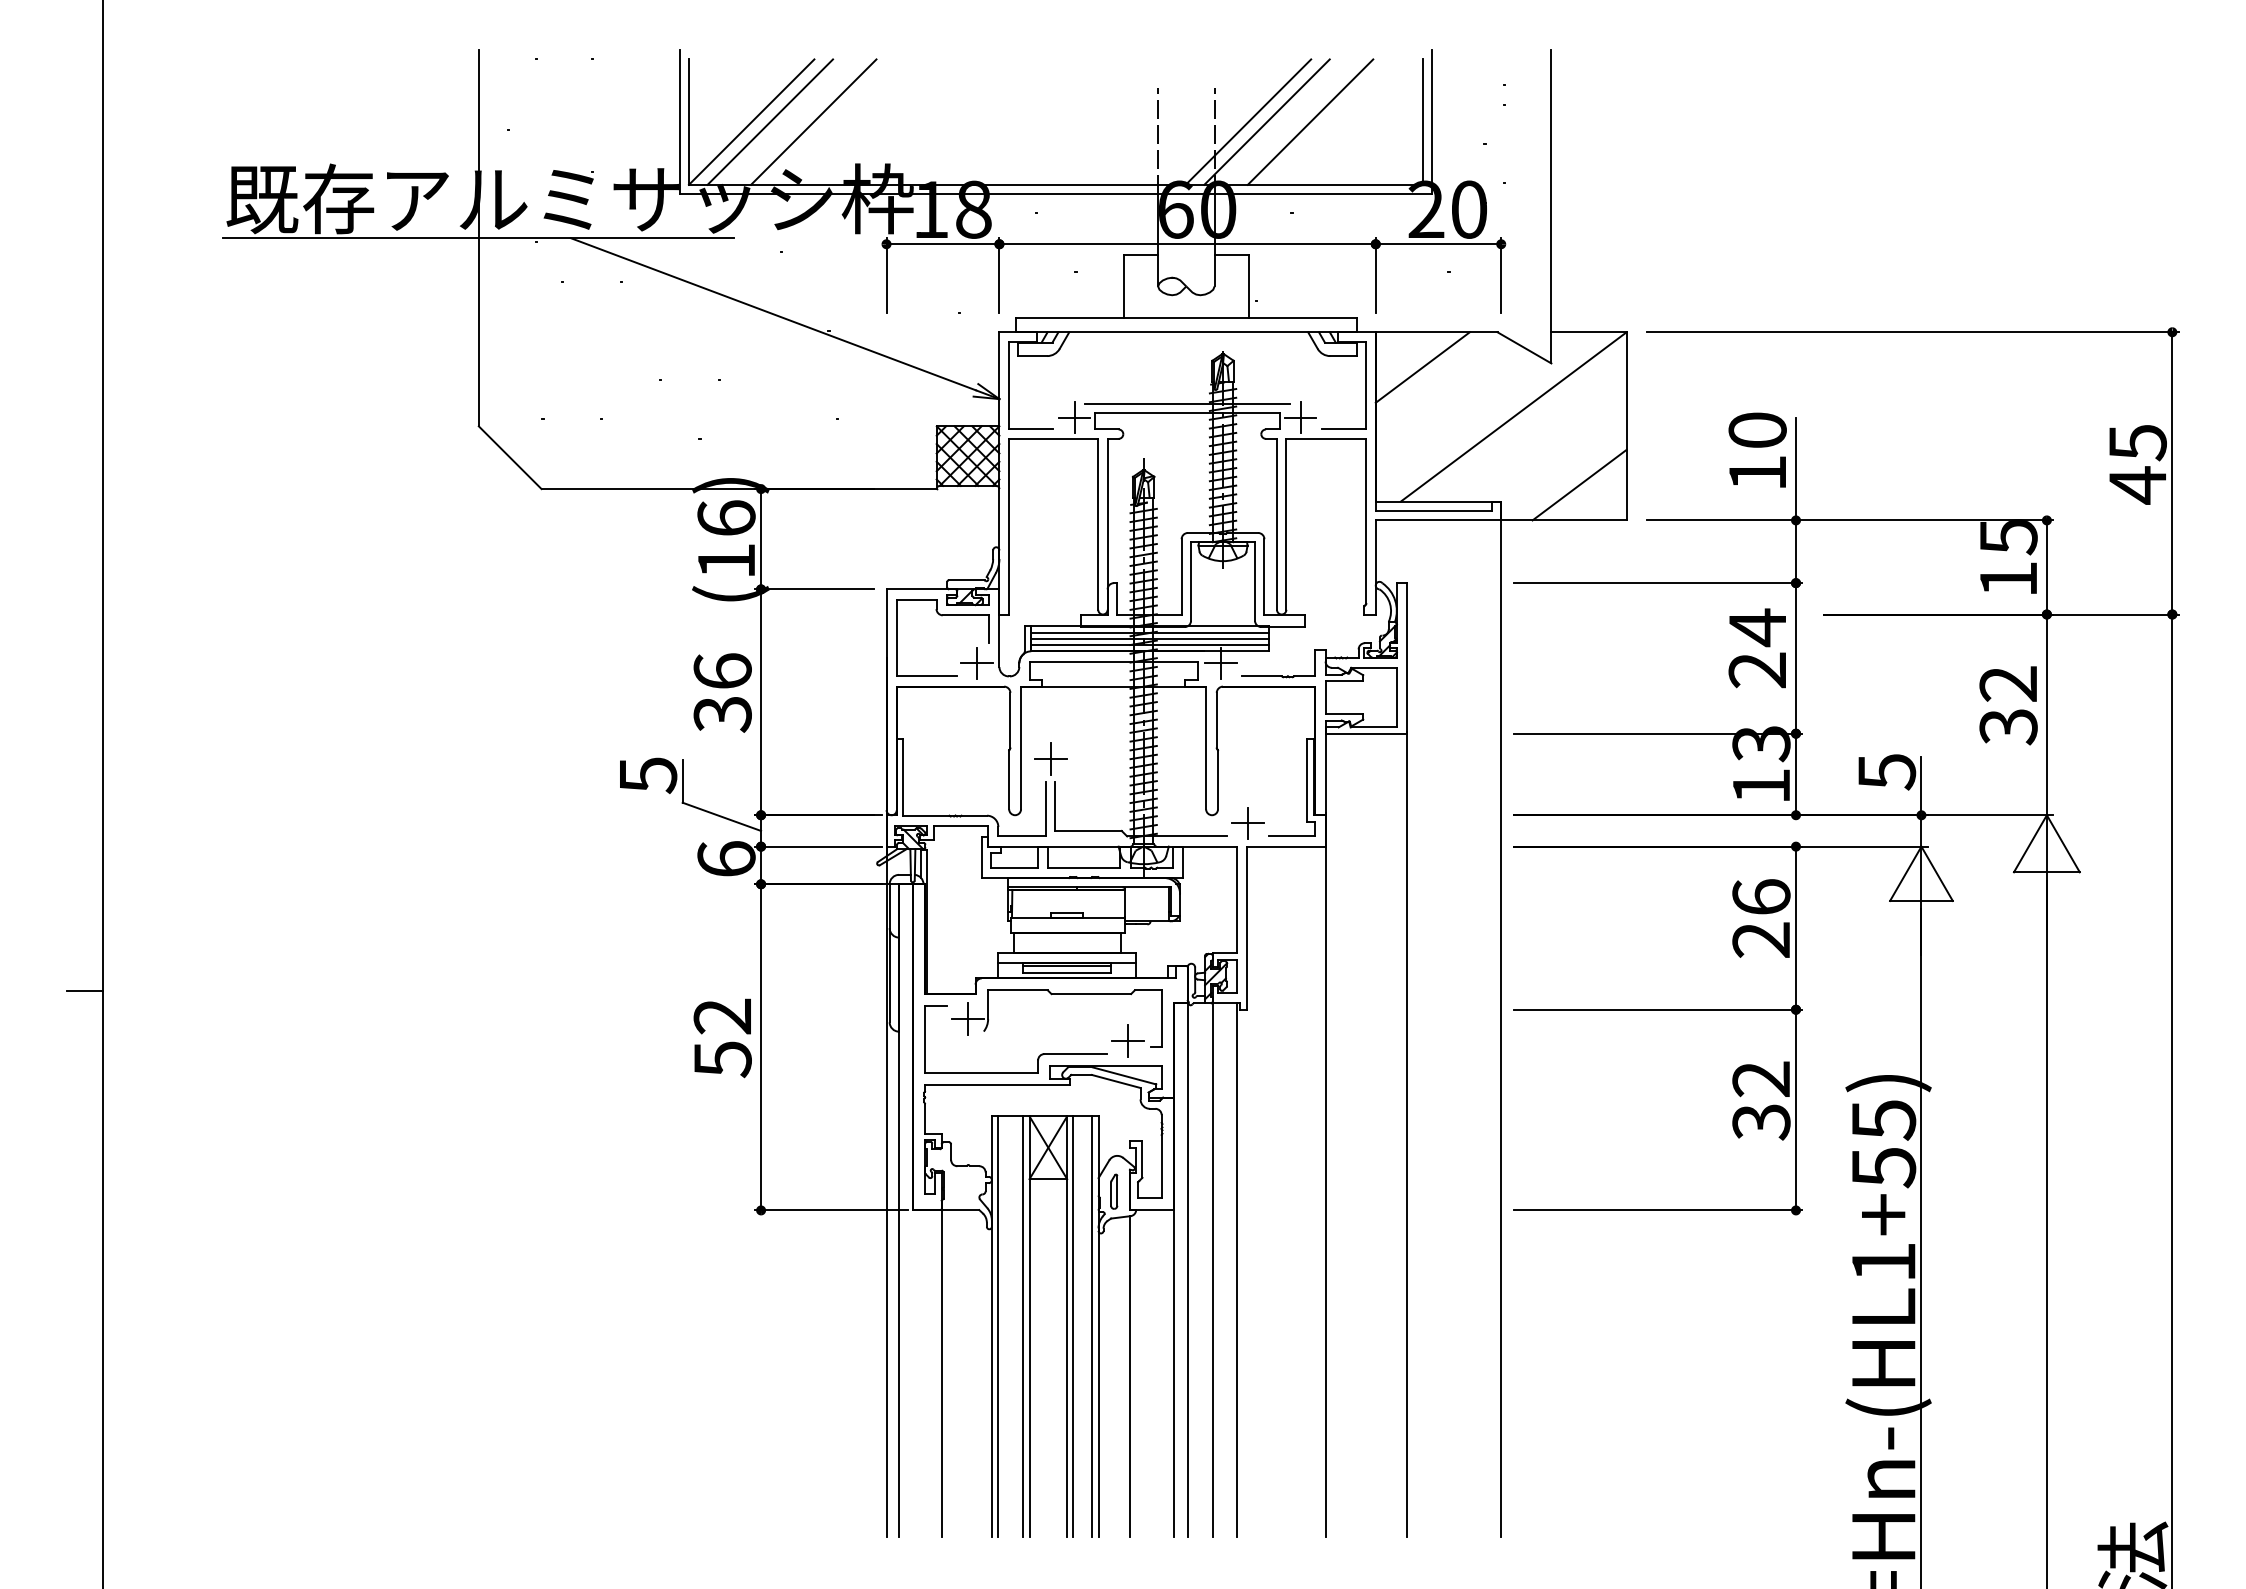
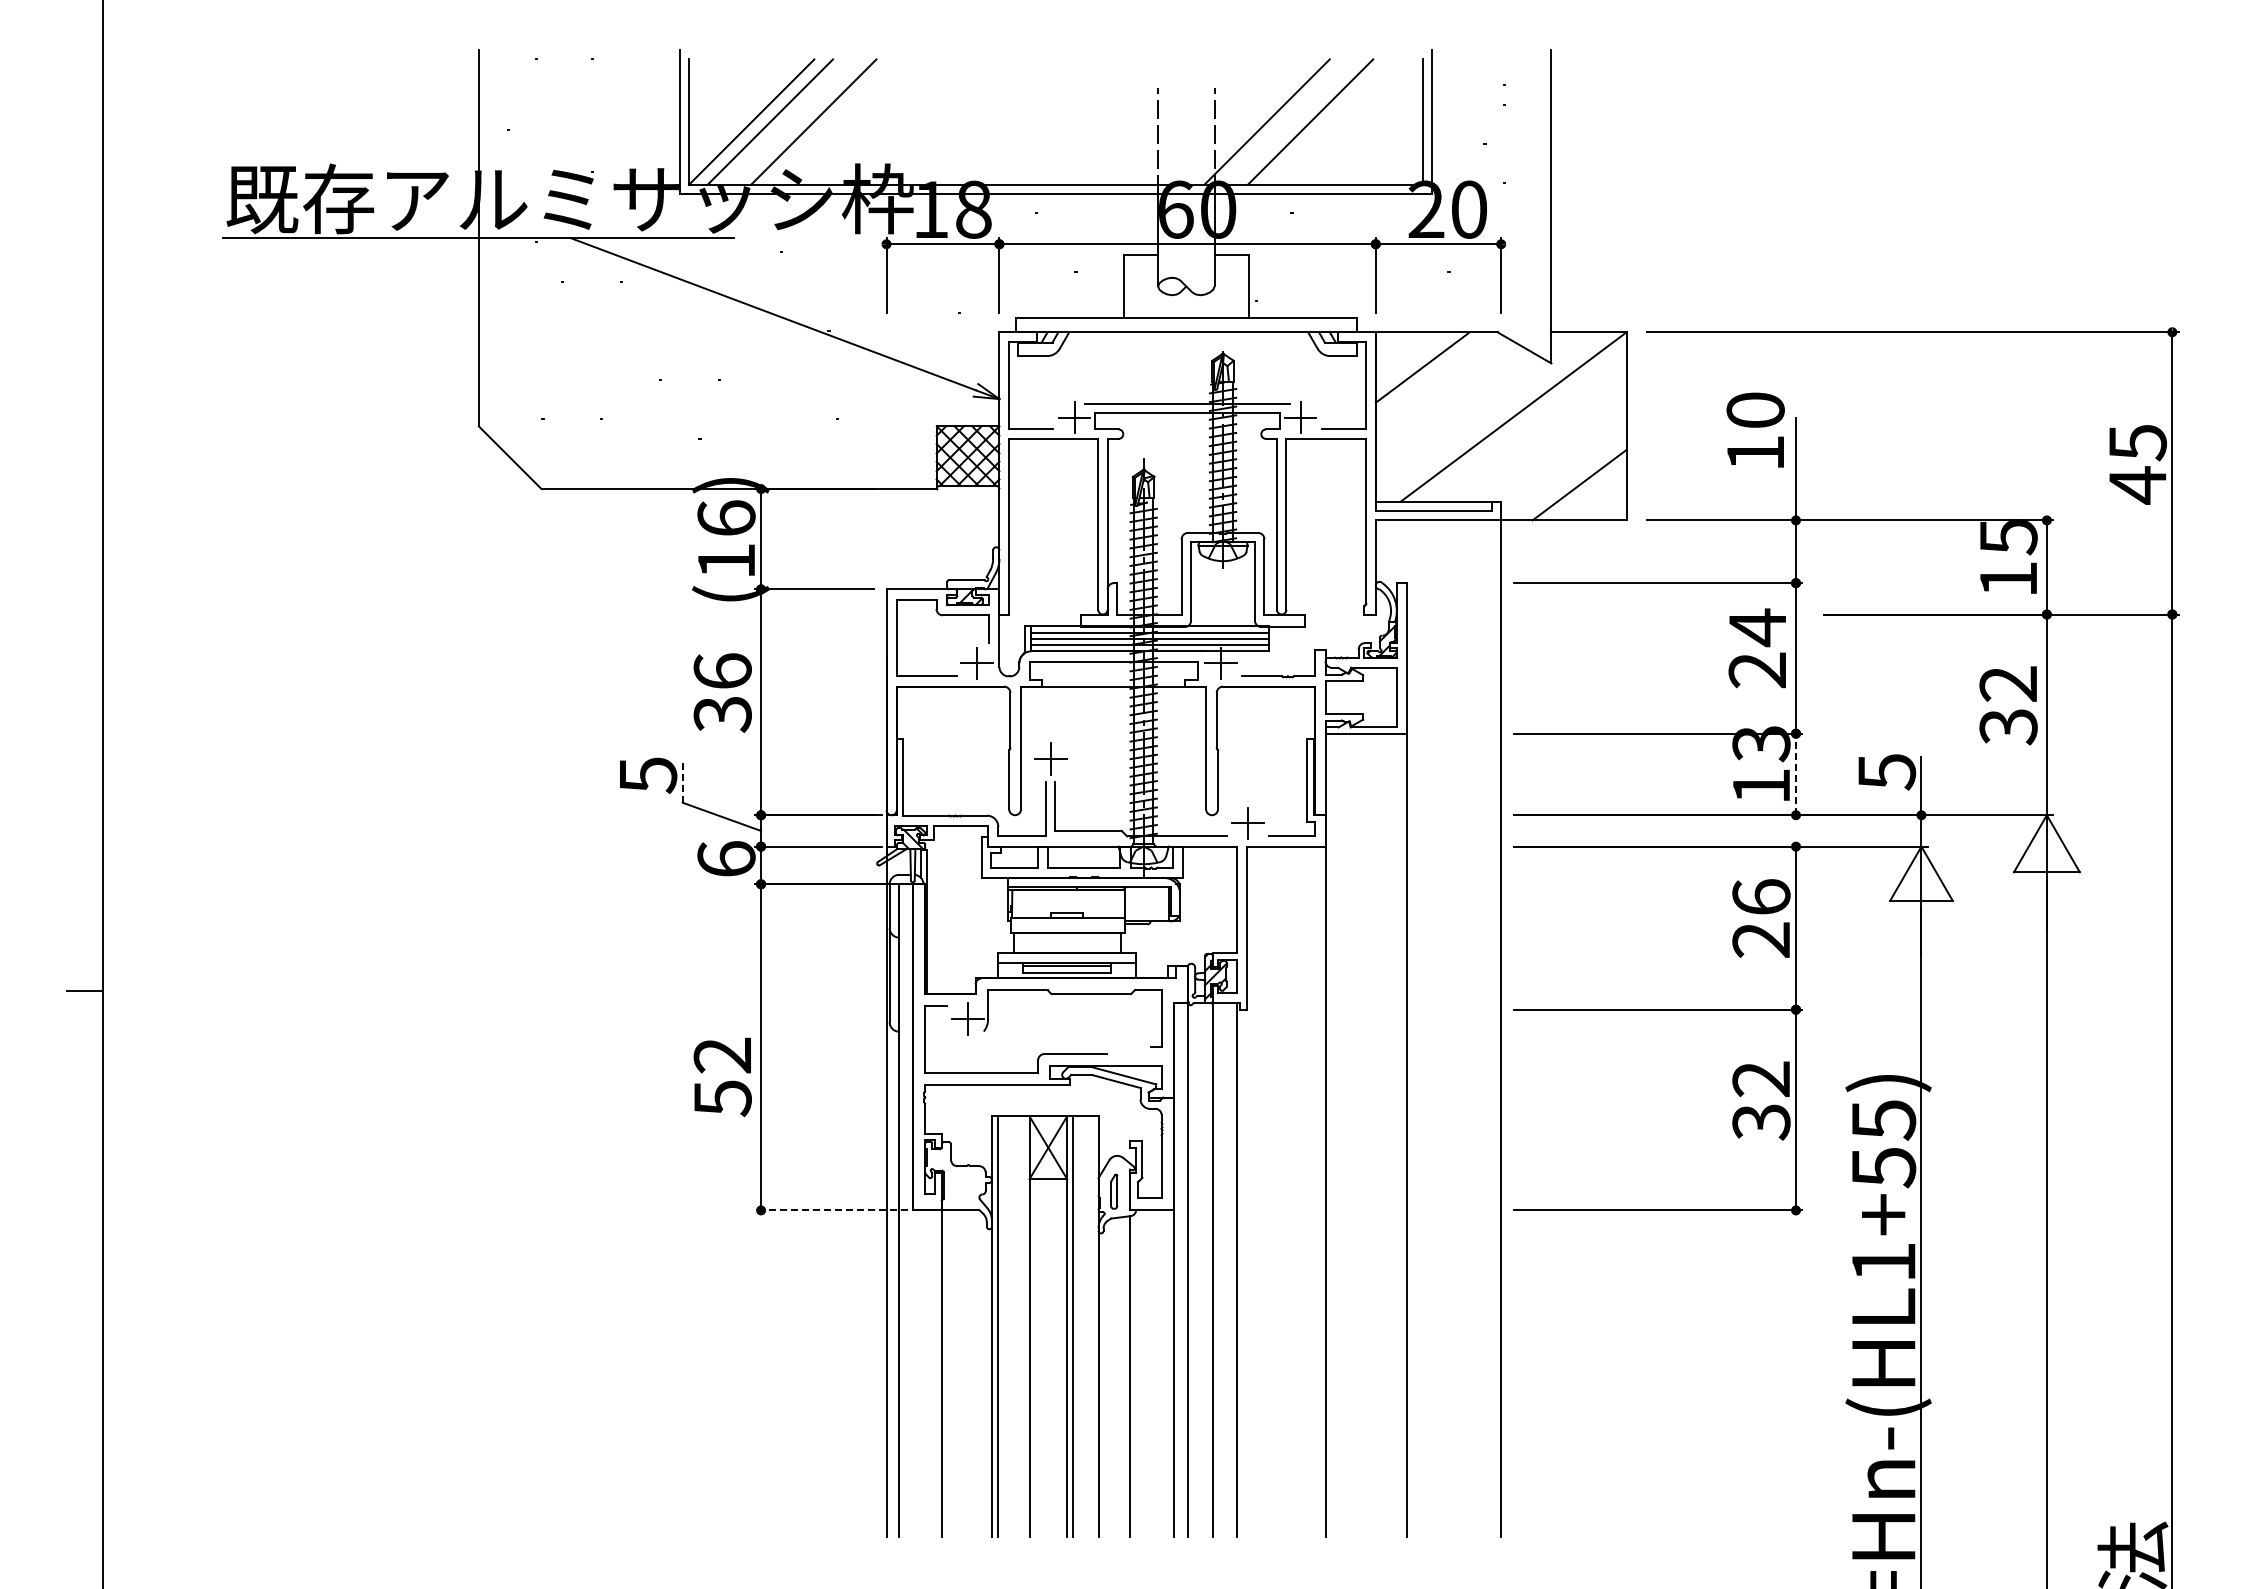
line: present -> none (1248, 121)
text position: (1757, 449) -> (1755, 429) (1755, 429)
line: solid -> dashed (1796, 774)
line: solid -> dashed (682, 780)
text position: (722, 1038) -> (722, 1077) (722, 1077)
part: present -> none (1127, 1040)
line: solid -> dashed (831, 1210)
line: present -> none (1023, 1326)
line: present -> none (1092, 1326)
